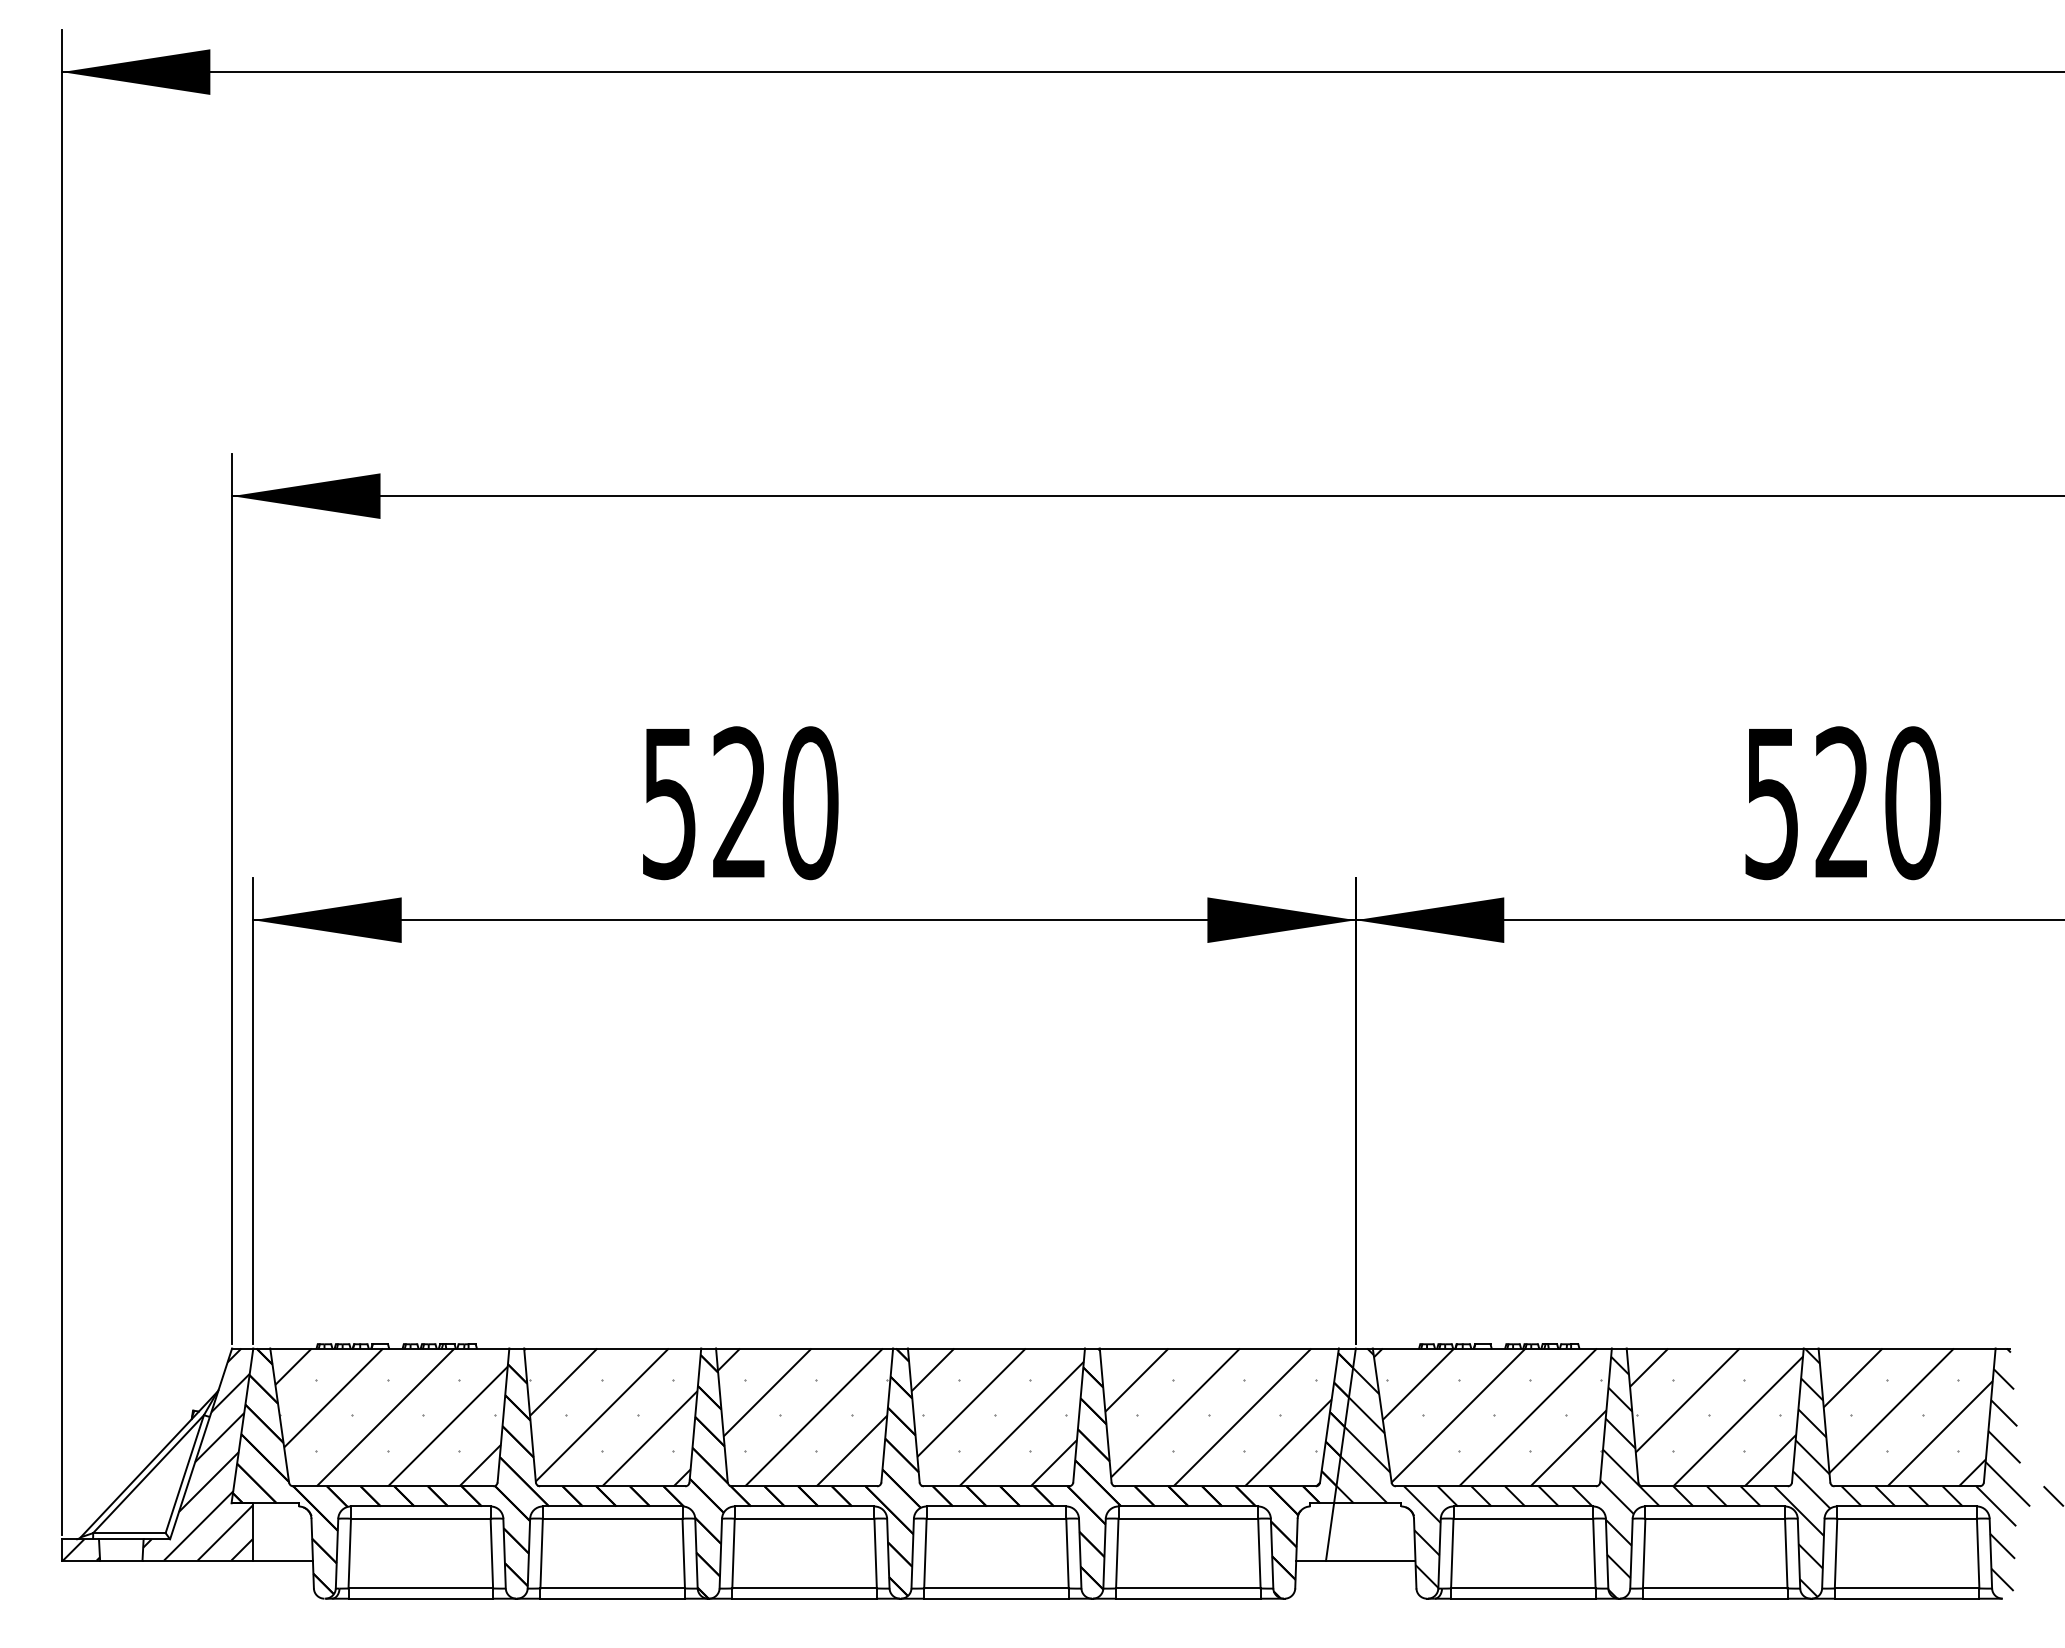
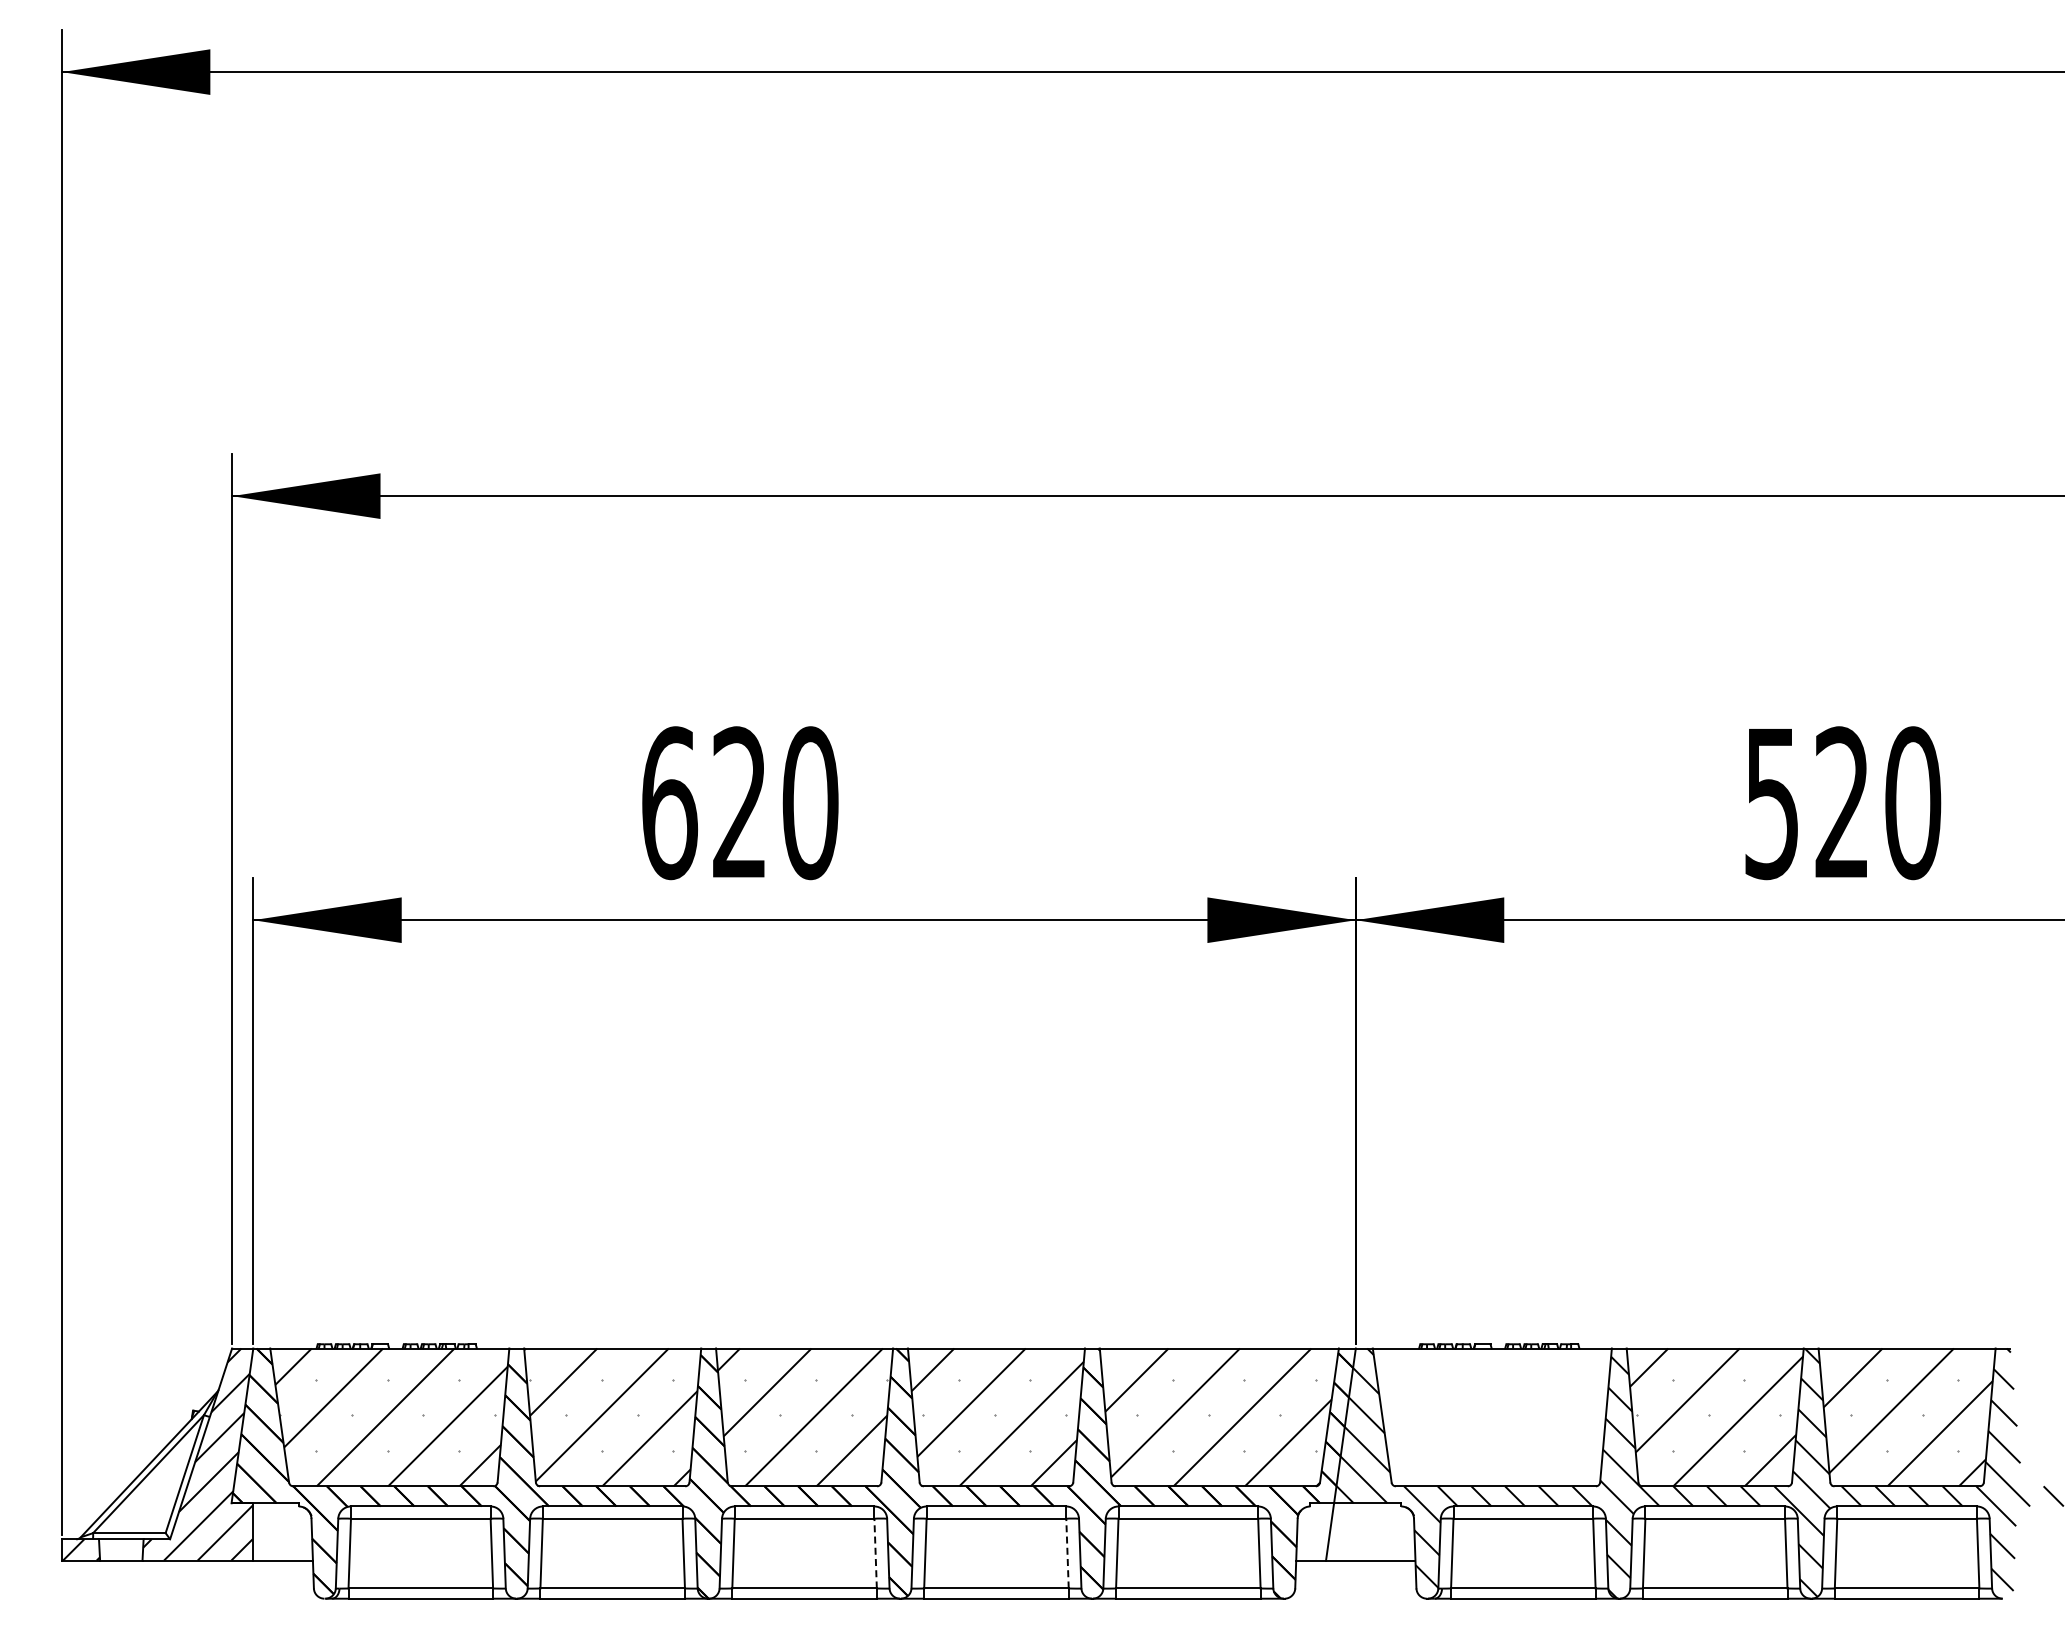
text: 520 -> 620 (670, 803)
hatch: present -> none (1490, 1417)
line: solid -> dashed (875, 1553)
line: solid -> dashed (1067, 1553)
